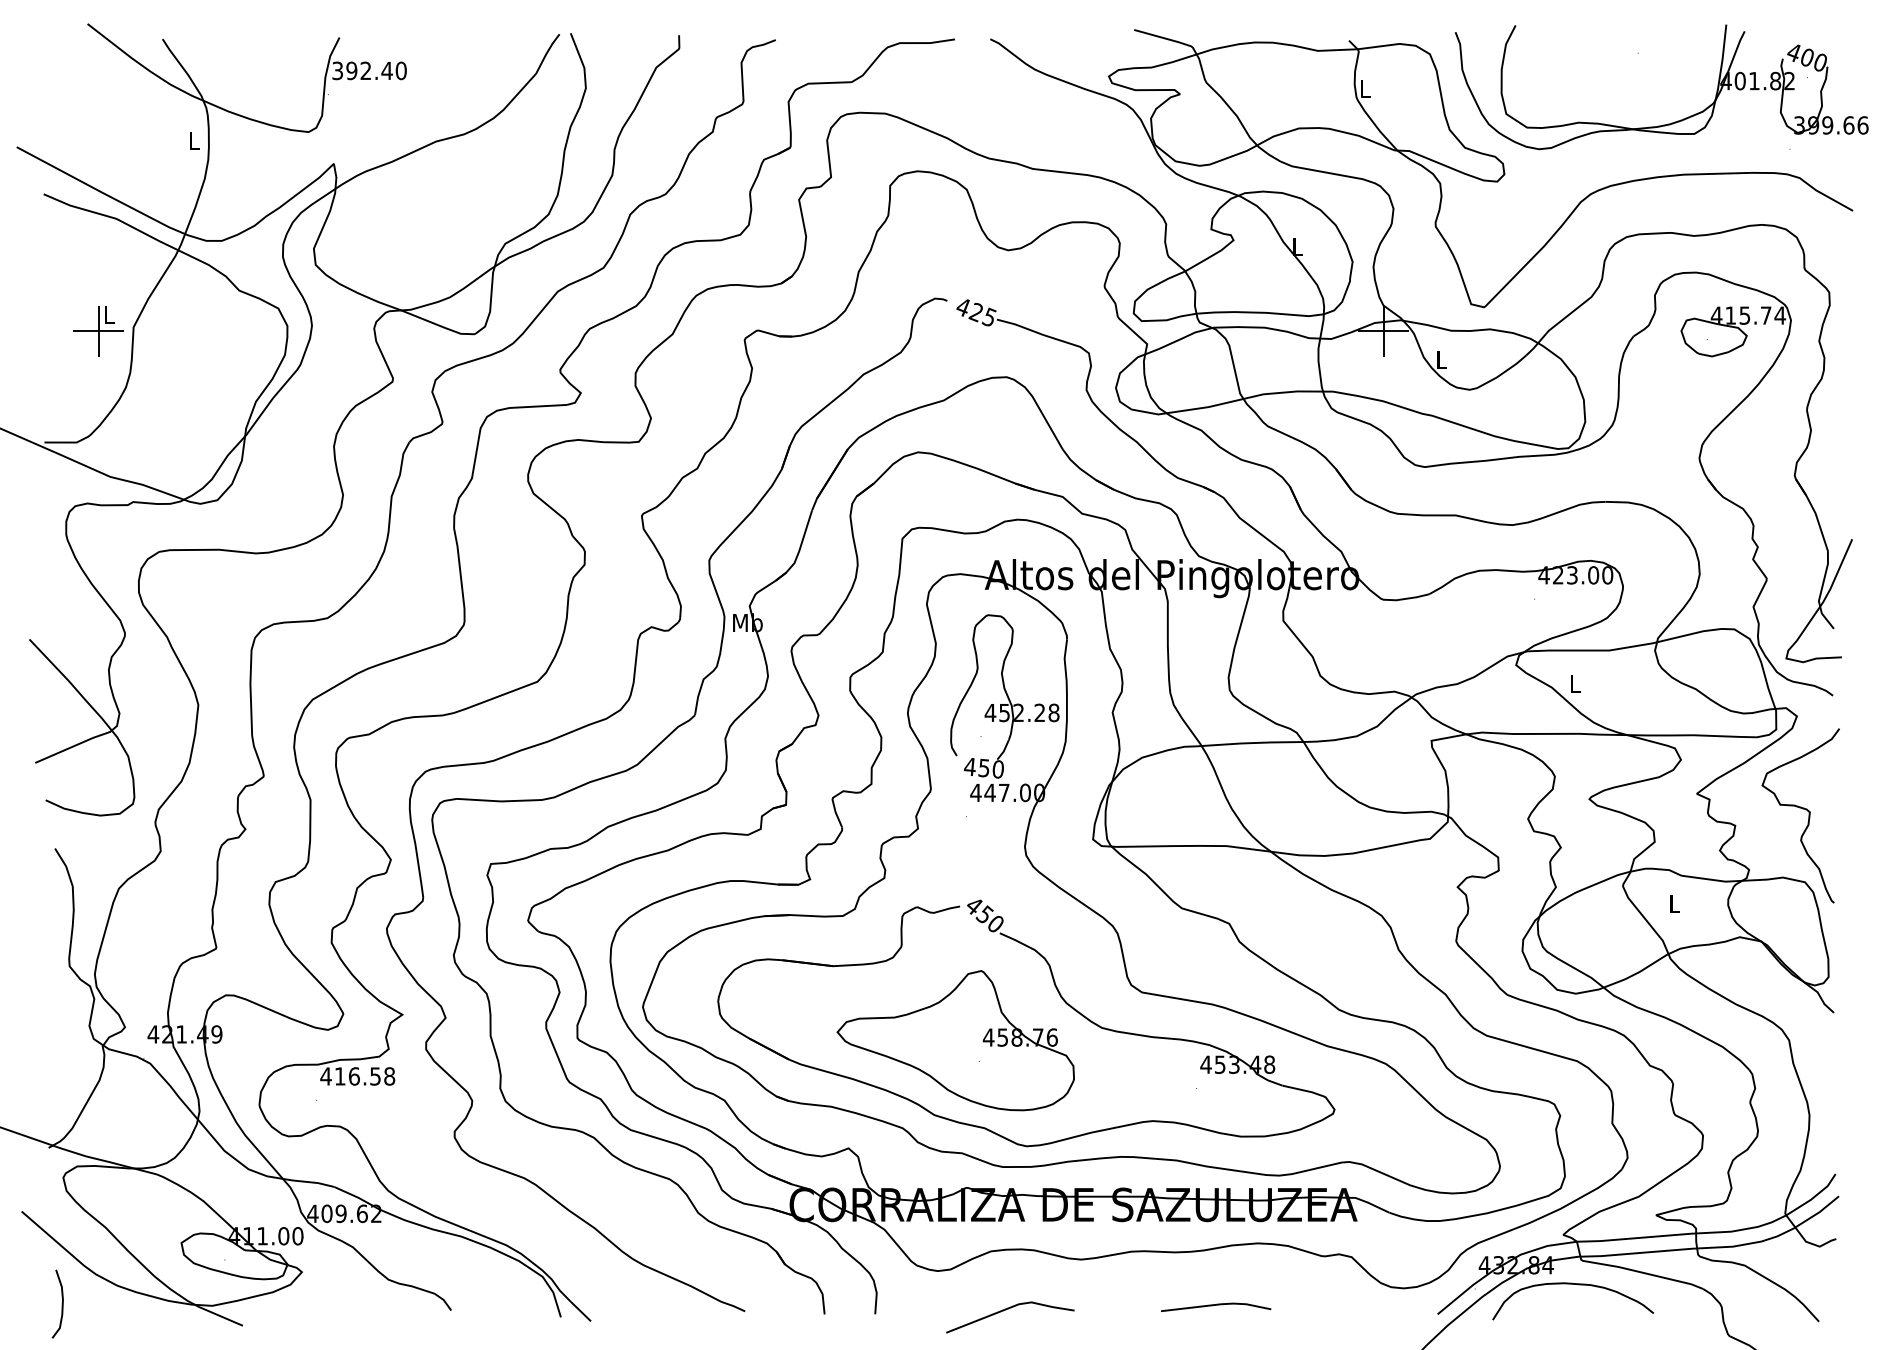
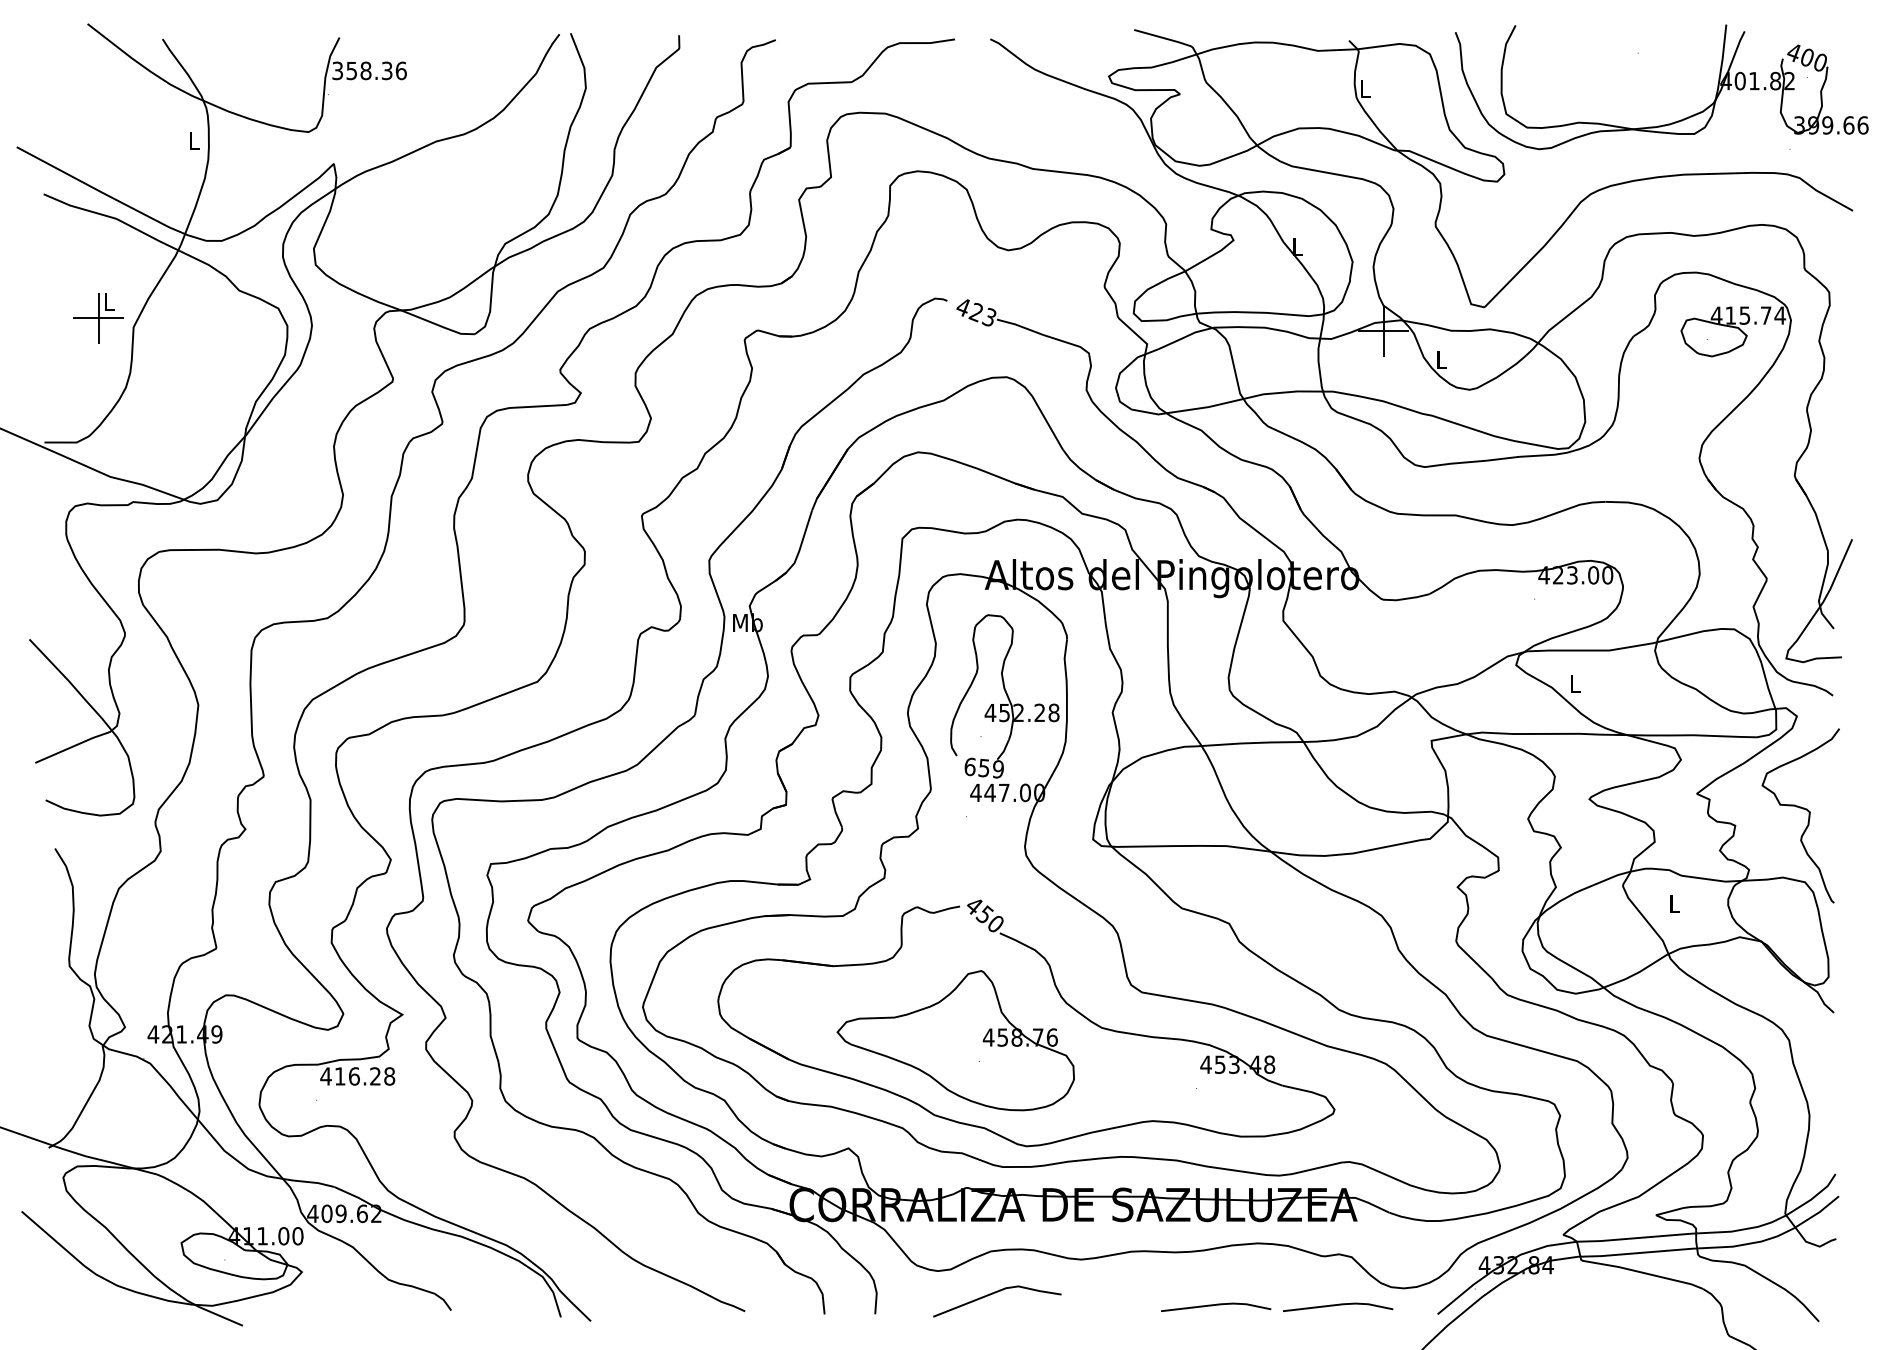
text: 392.40 -> 358.36 (376, 70)
text: 425 -> 423 (990, 316)
part position: (98, 331) -> (98, 318) (98, 318)
text: 450 -> 659 (983, 767)
text: 416.58 -> 416.28 (375, 1076)
curve: present -> none (1577, 1285)
curve: present -> none (61, 1303)
line: none -> present (1338, 1305)
line position: (1006, 1310) -> (993, 1294) (993, 1294)
